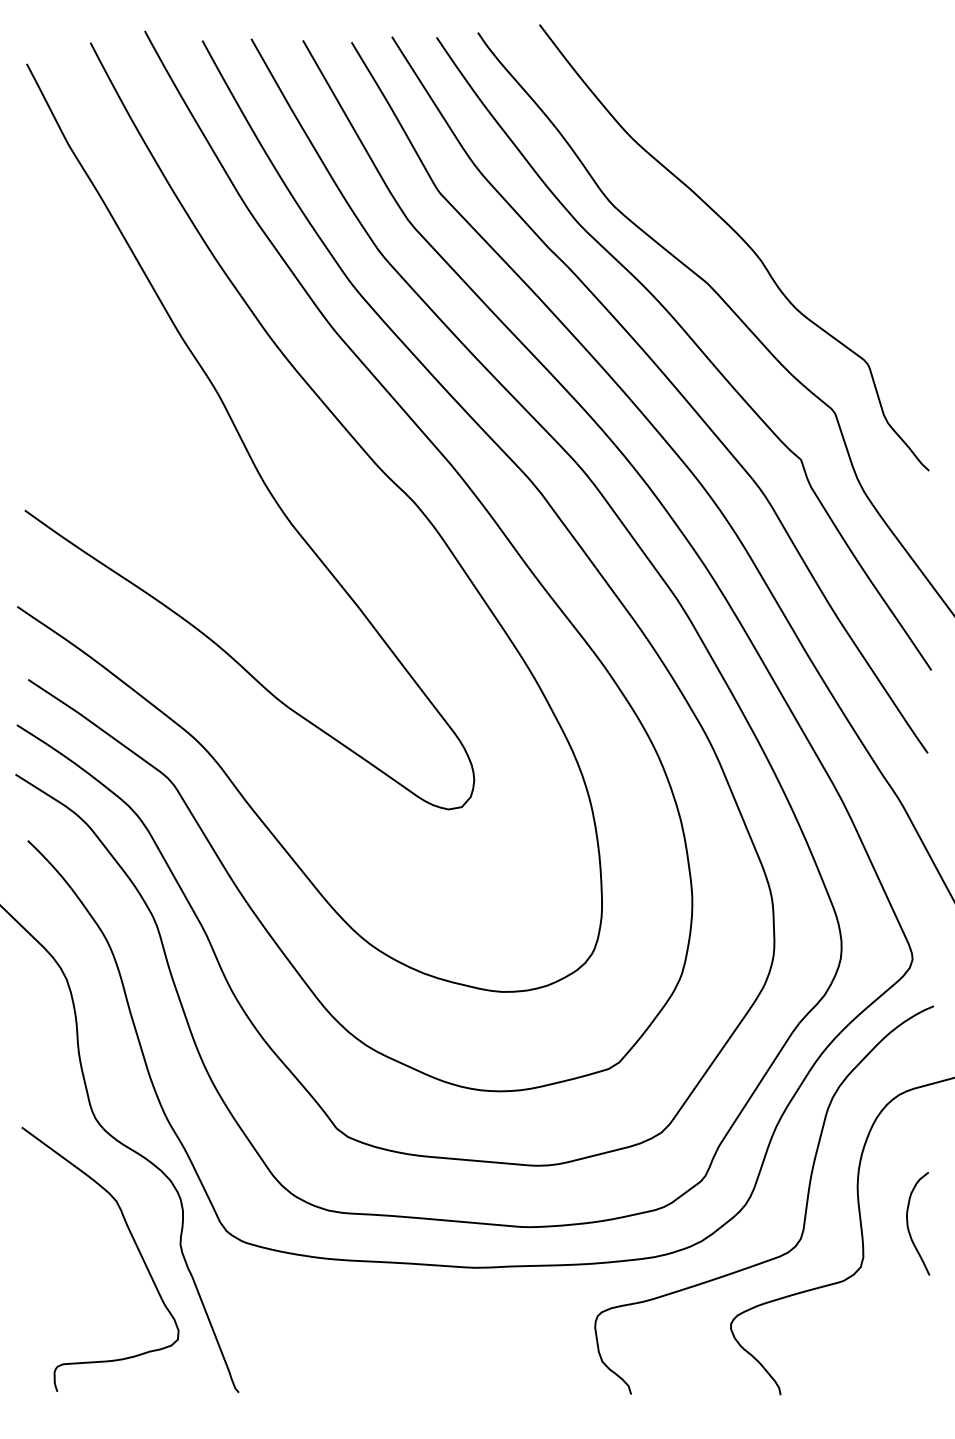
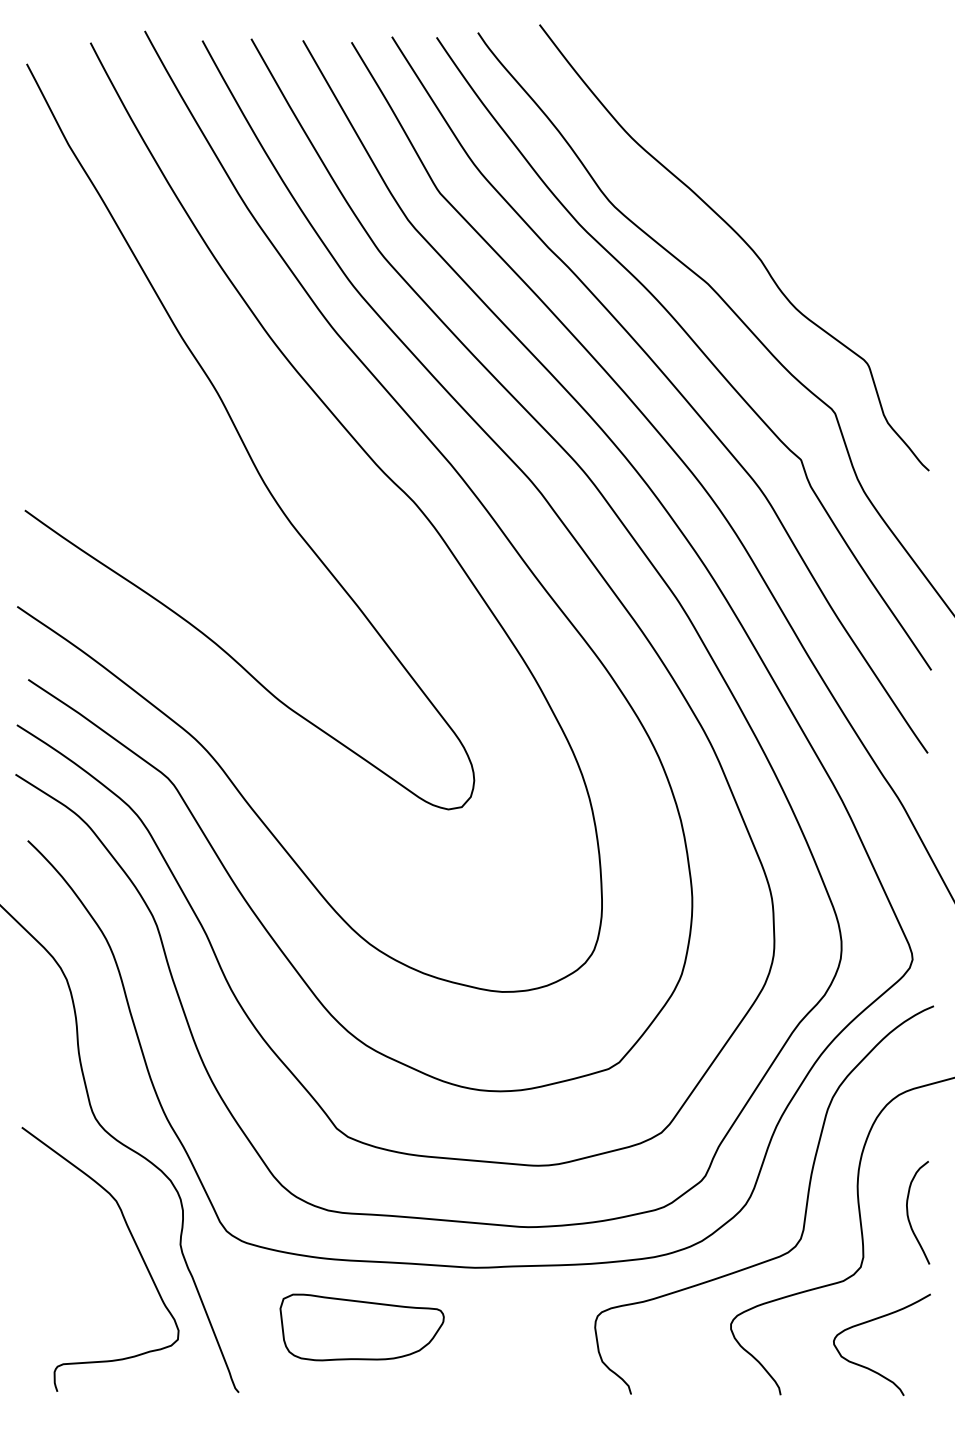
curve position: (908, 1223) -> (908, 1212) (908, 1212)
curve: none -> present (874, 1320)
part: none -> present (361, 1327)
